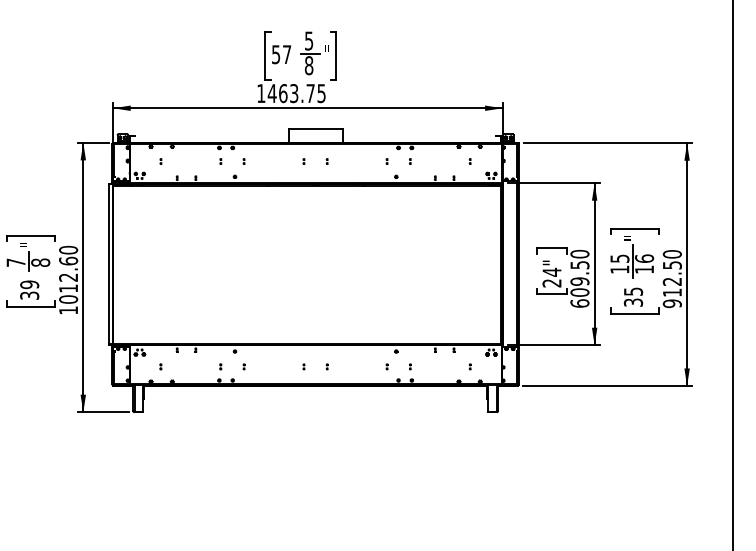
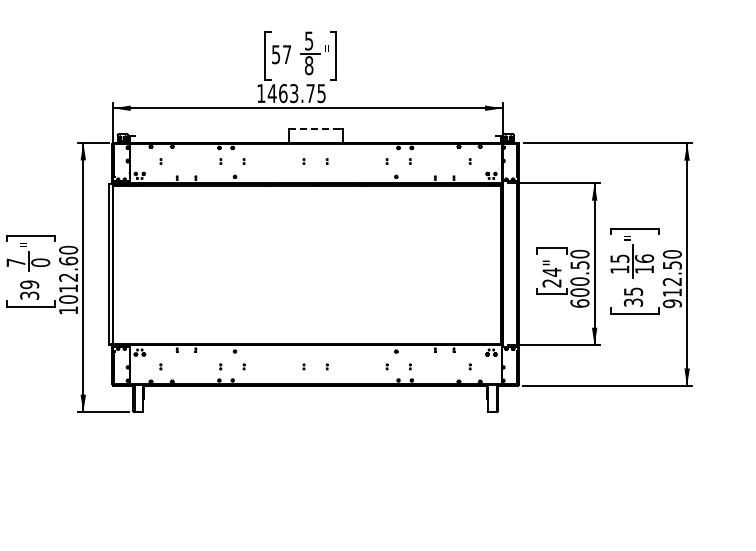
line: solid -> dashed (315, 128)
text: 8 -> 0 (40, 262)
line: present -> none (733, 274)
text: 609.50 -> 600.50 (579, 281)
